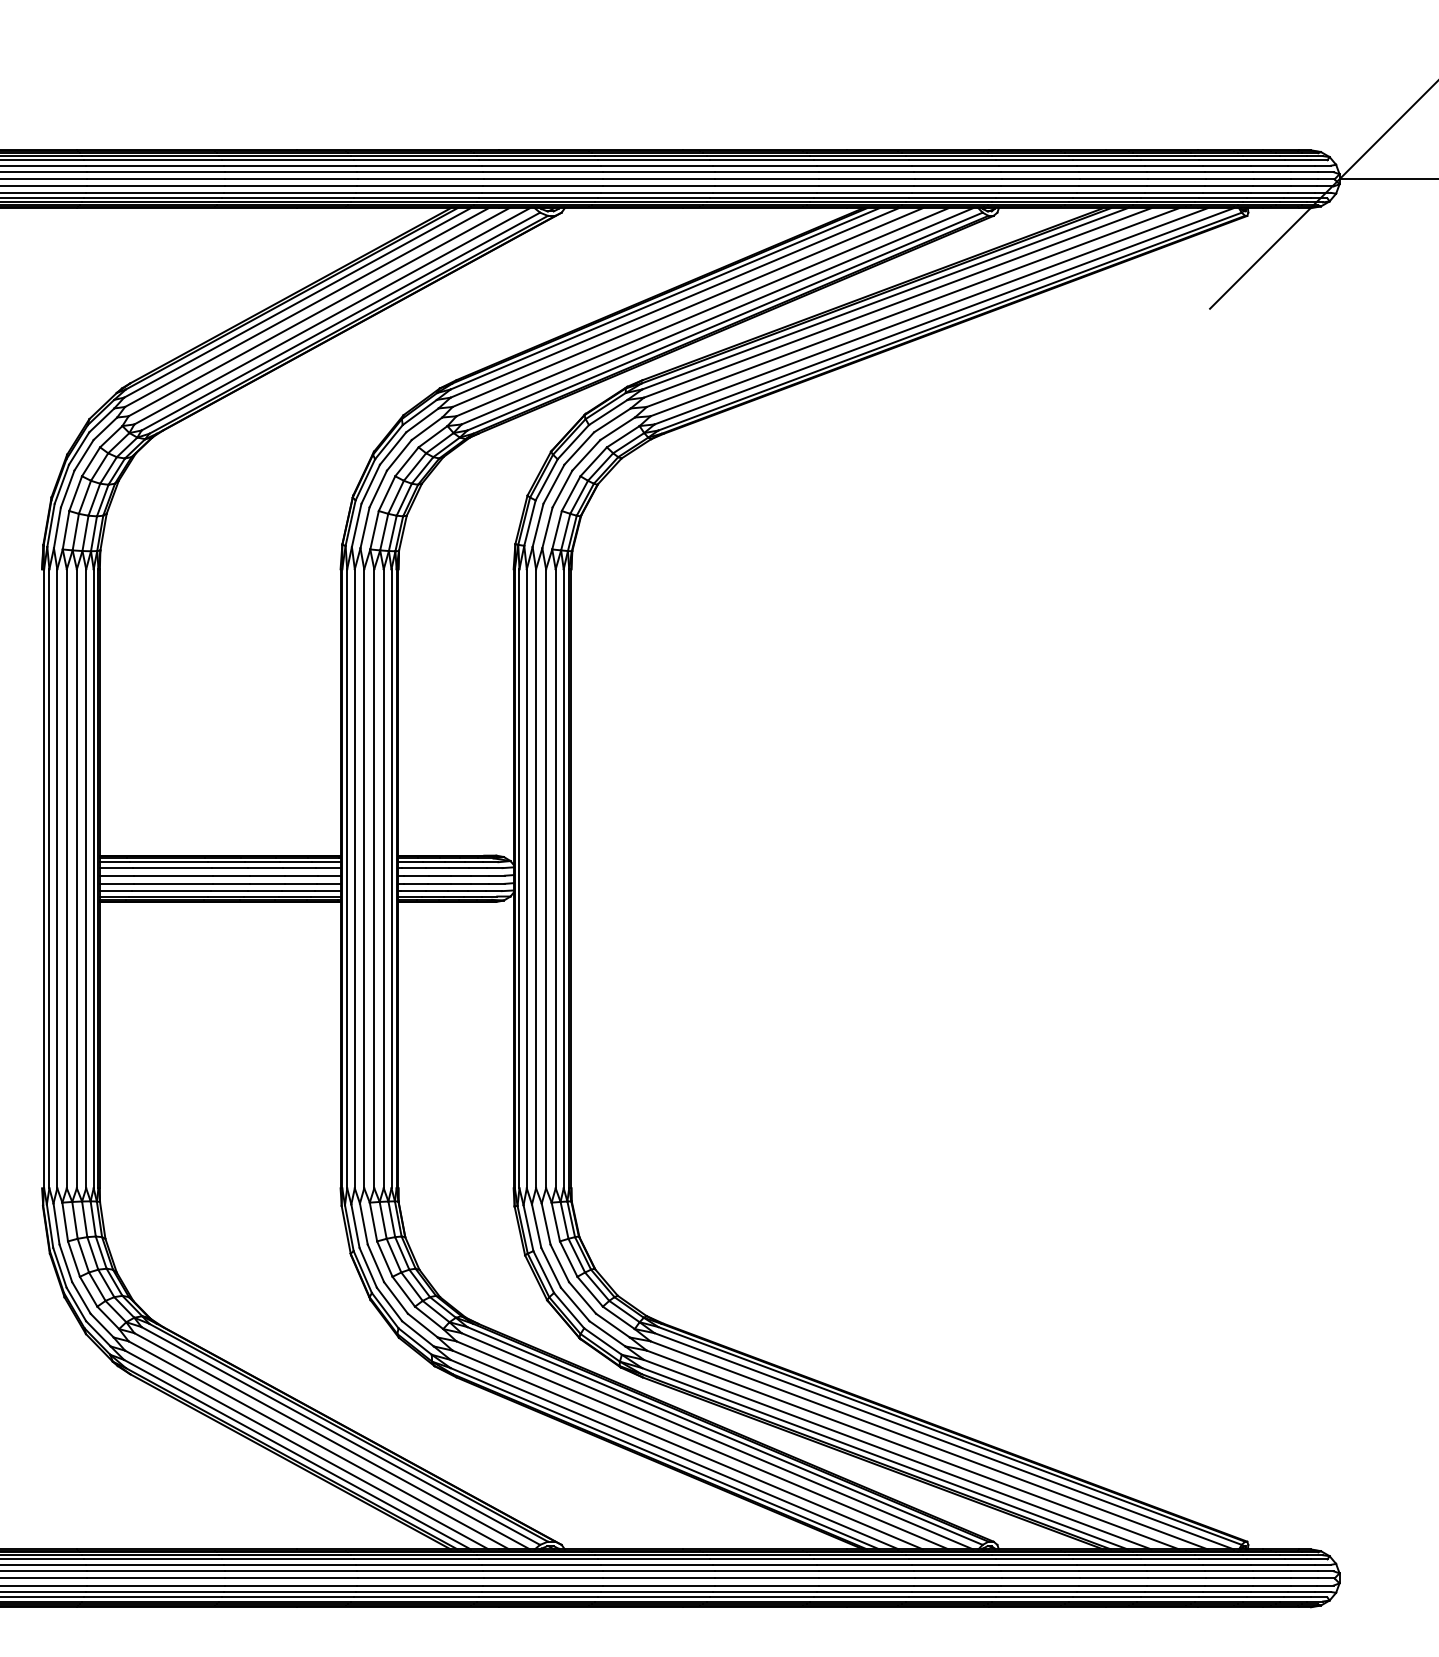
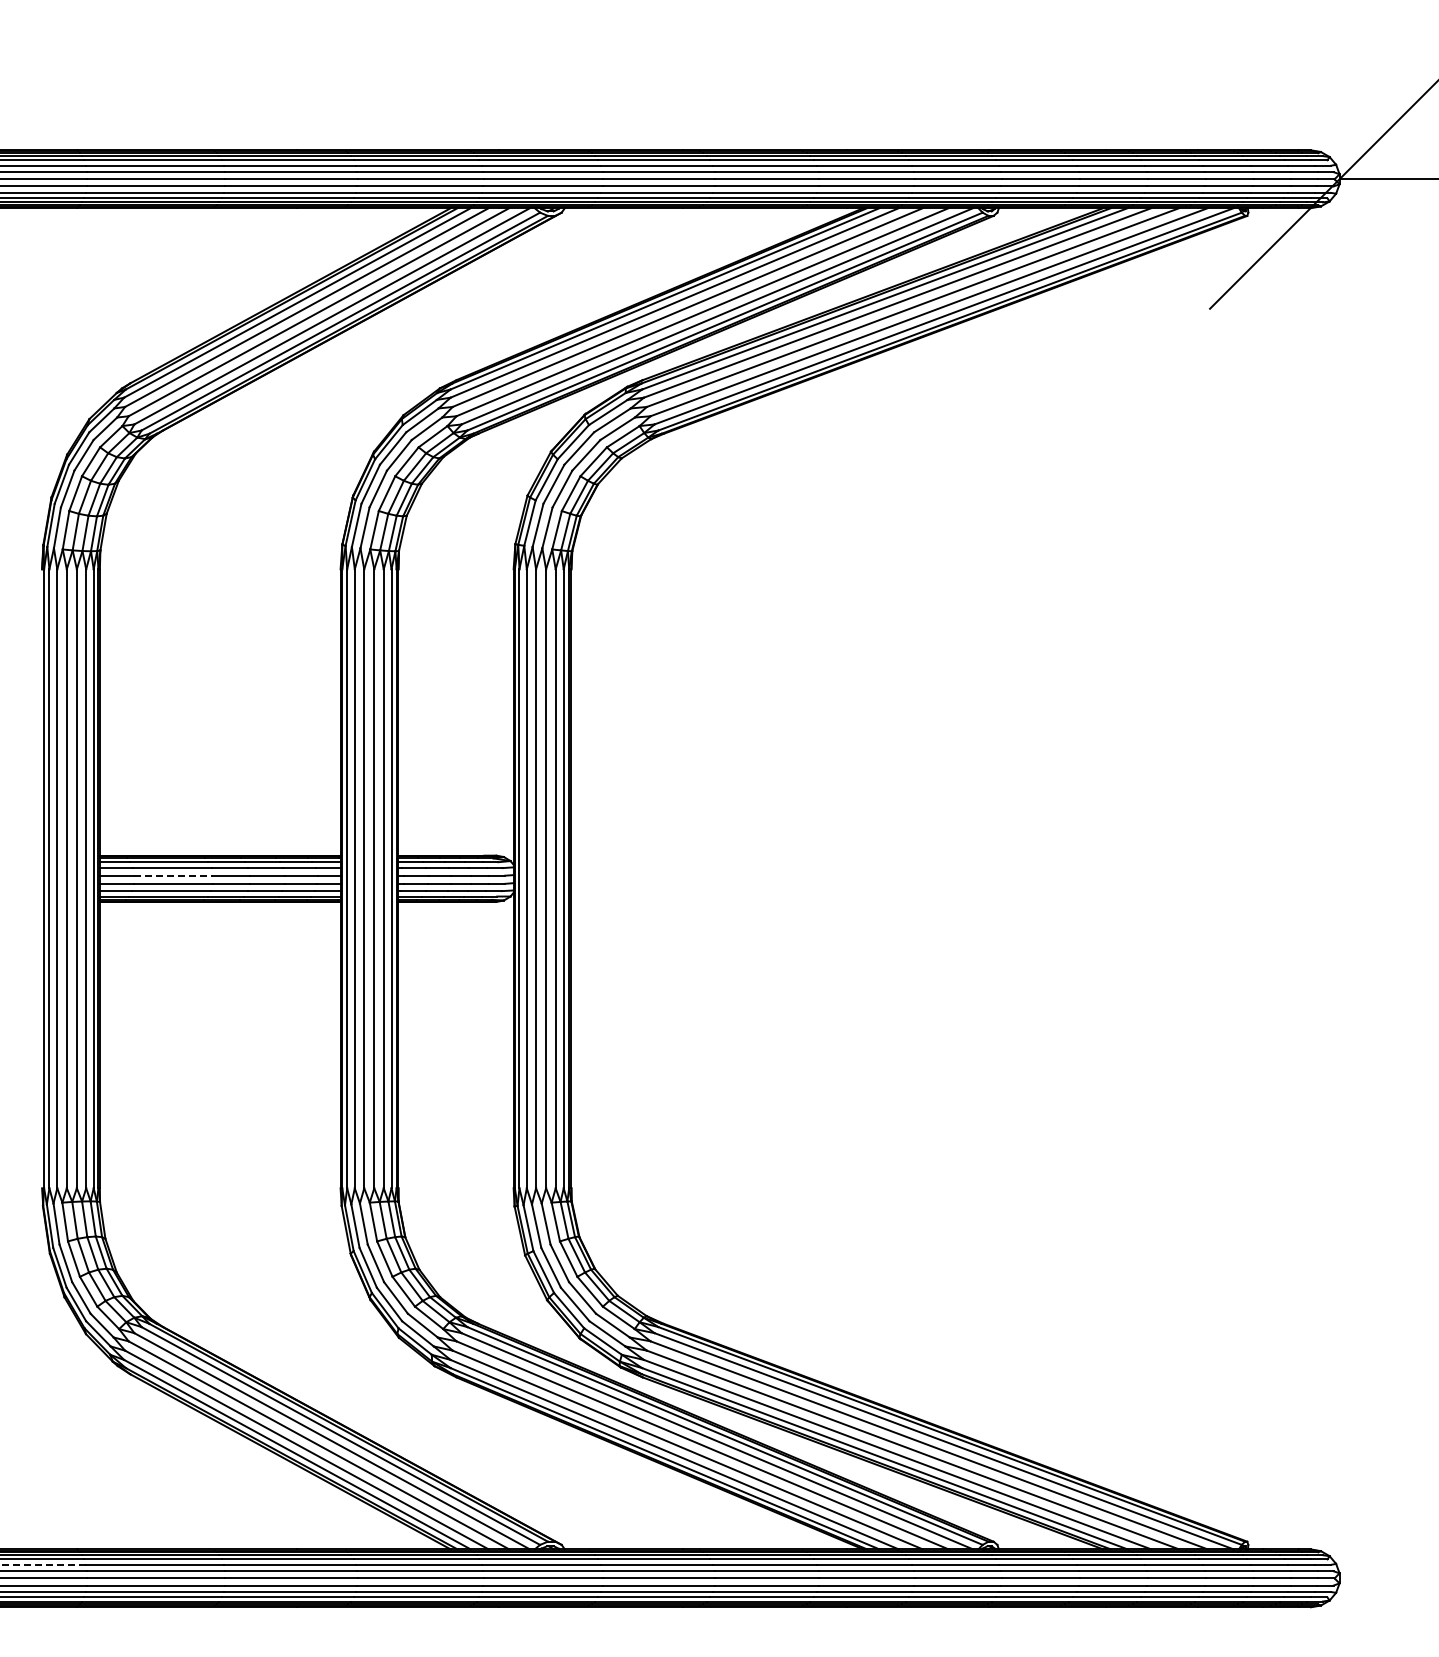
line: solid -> dashed (174, 875)
line: solid -> dashed (43, 1564)
